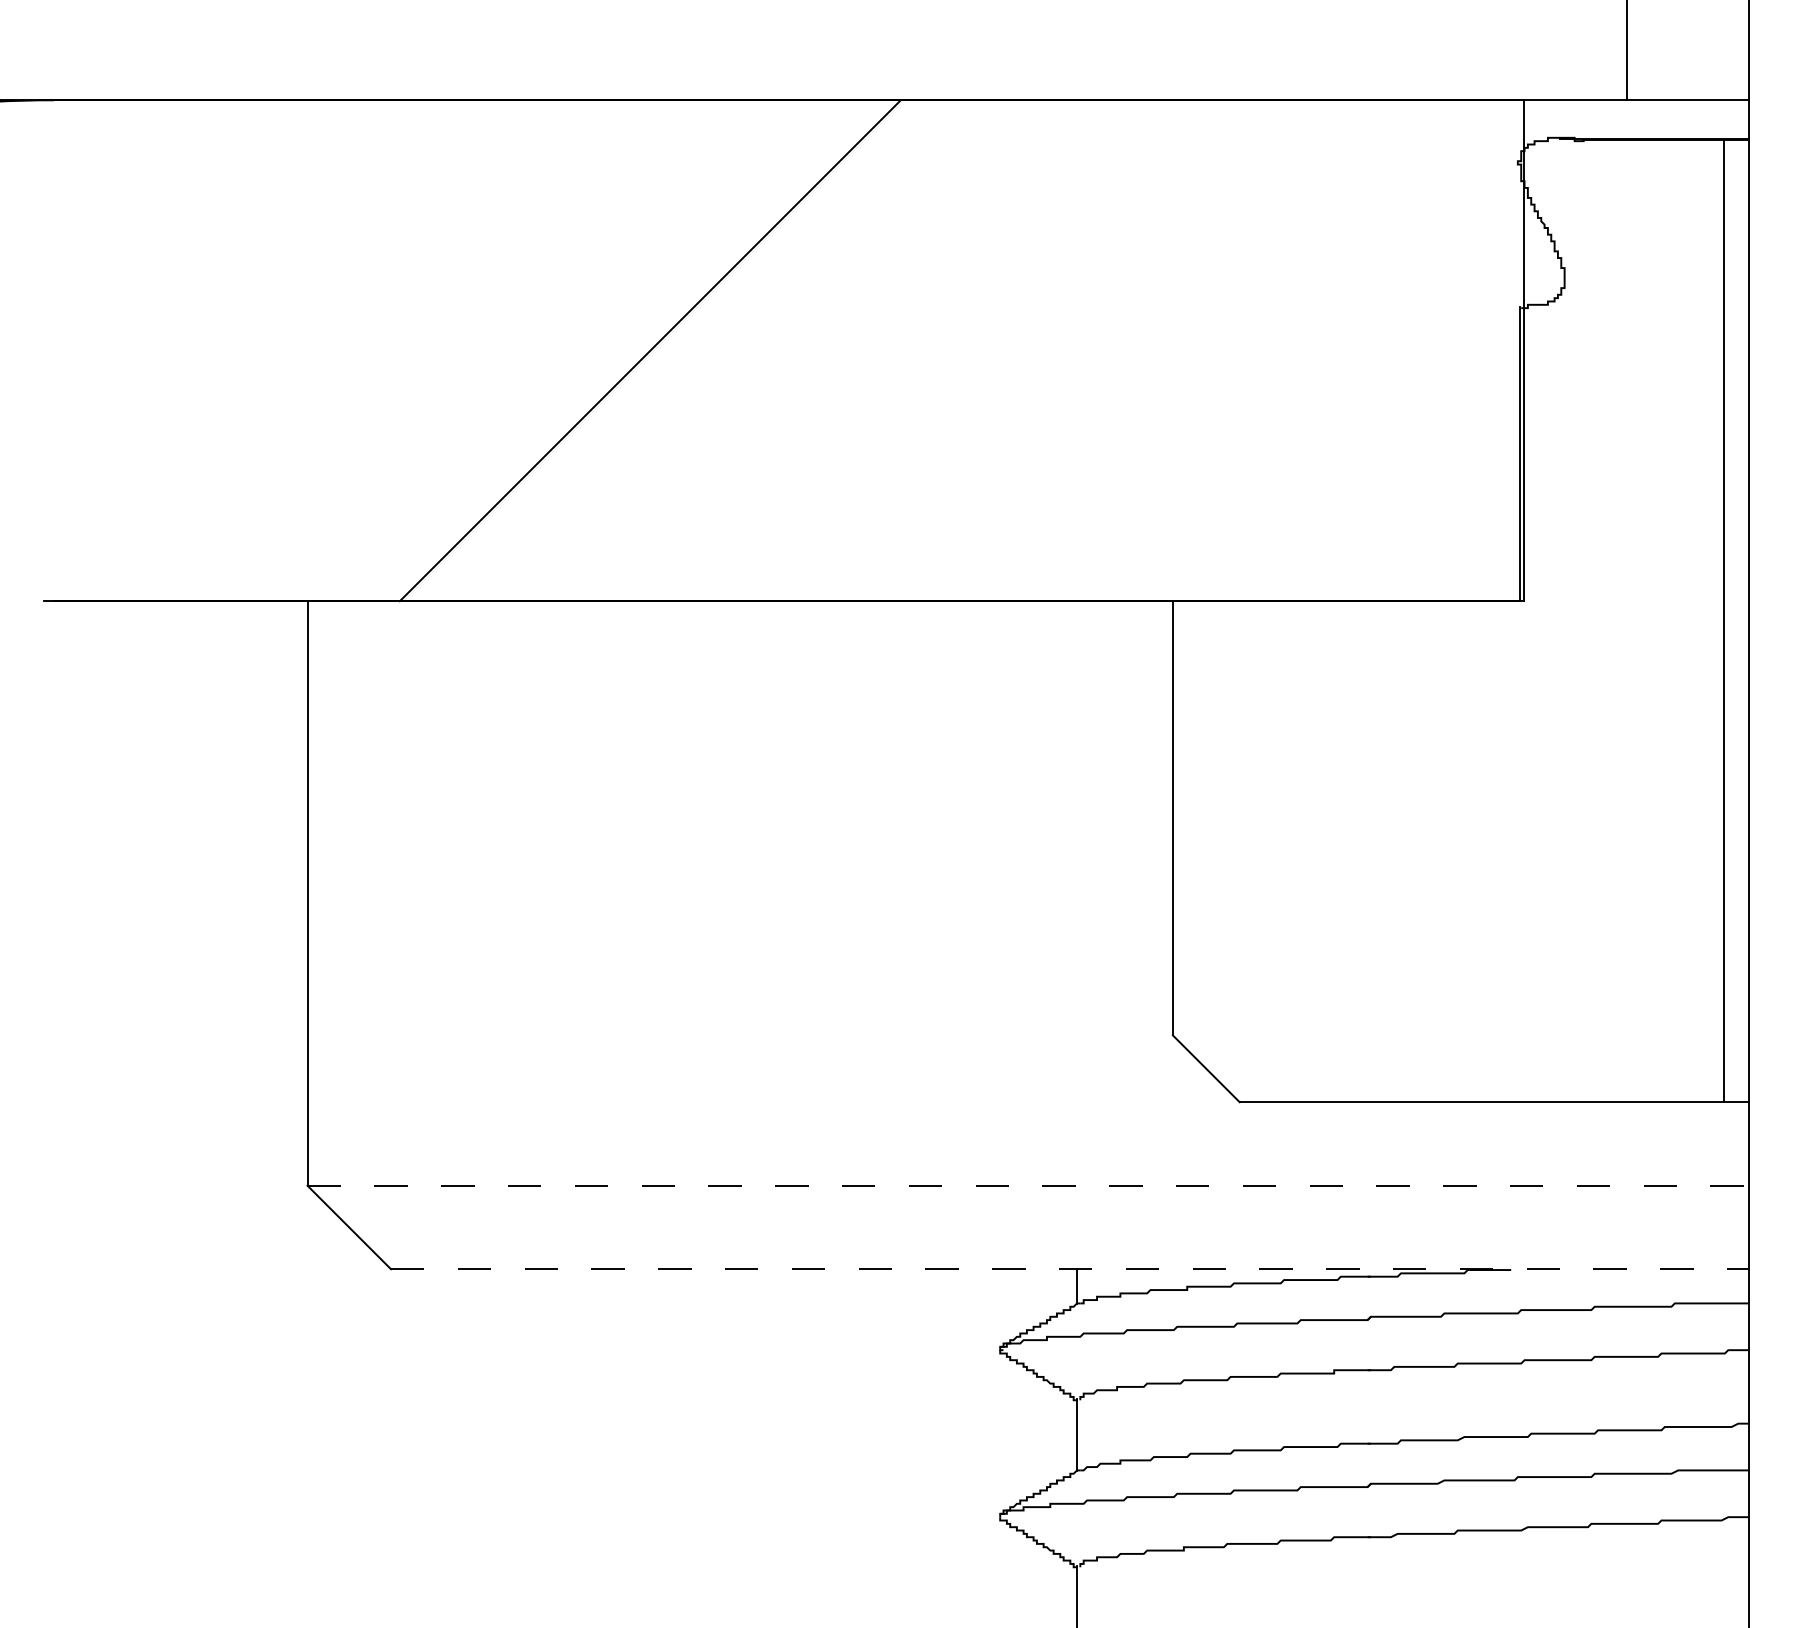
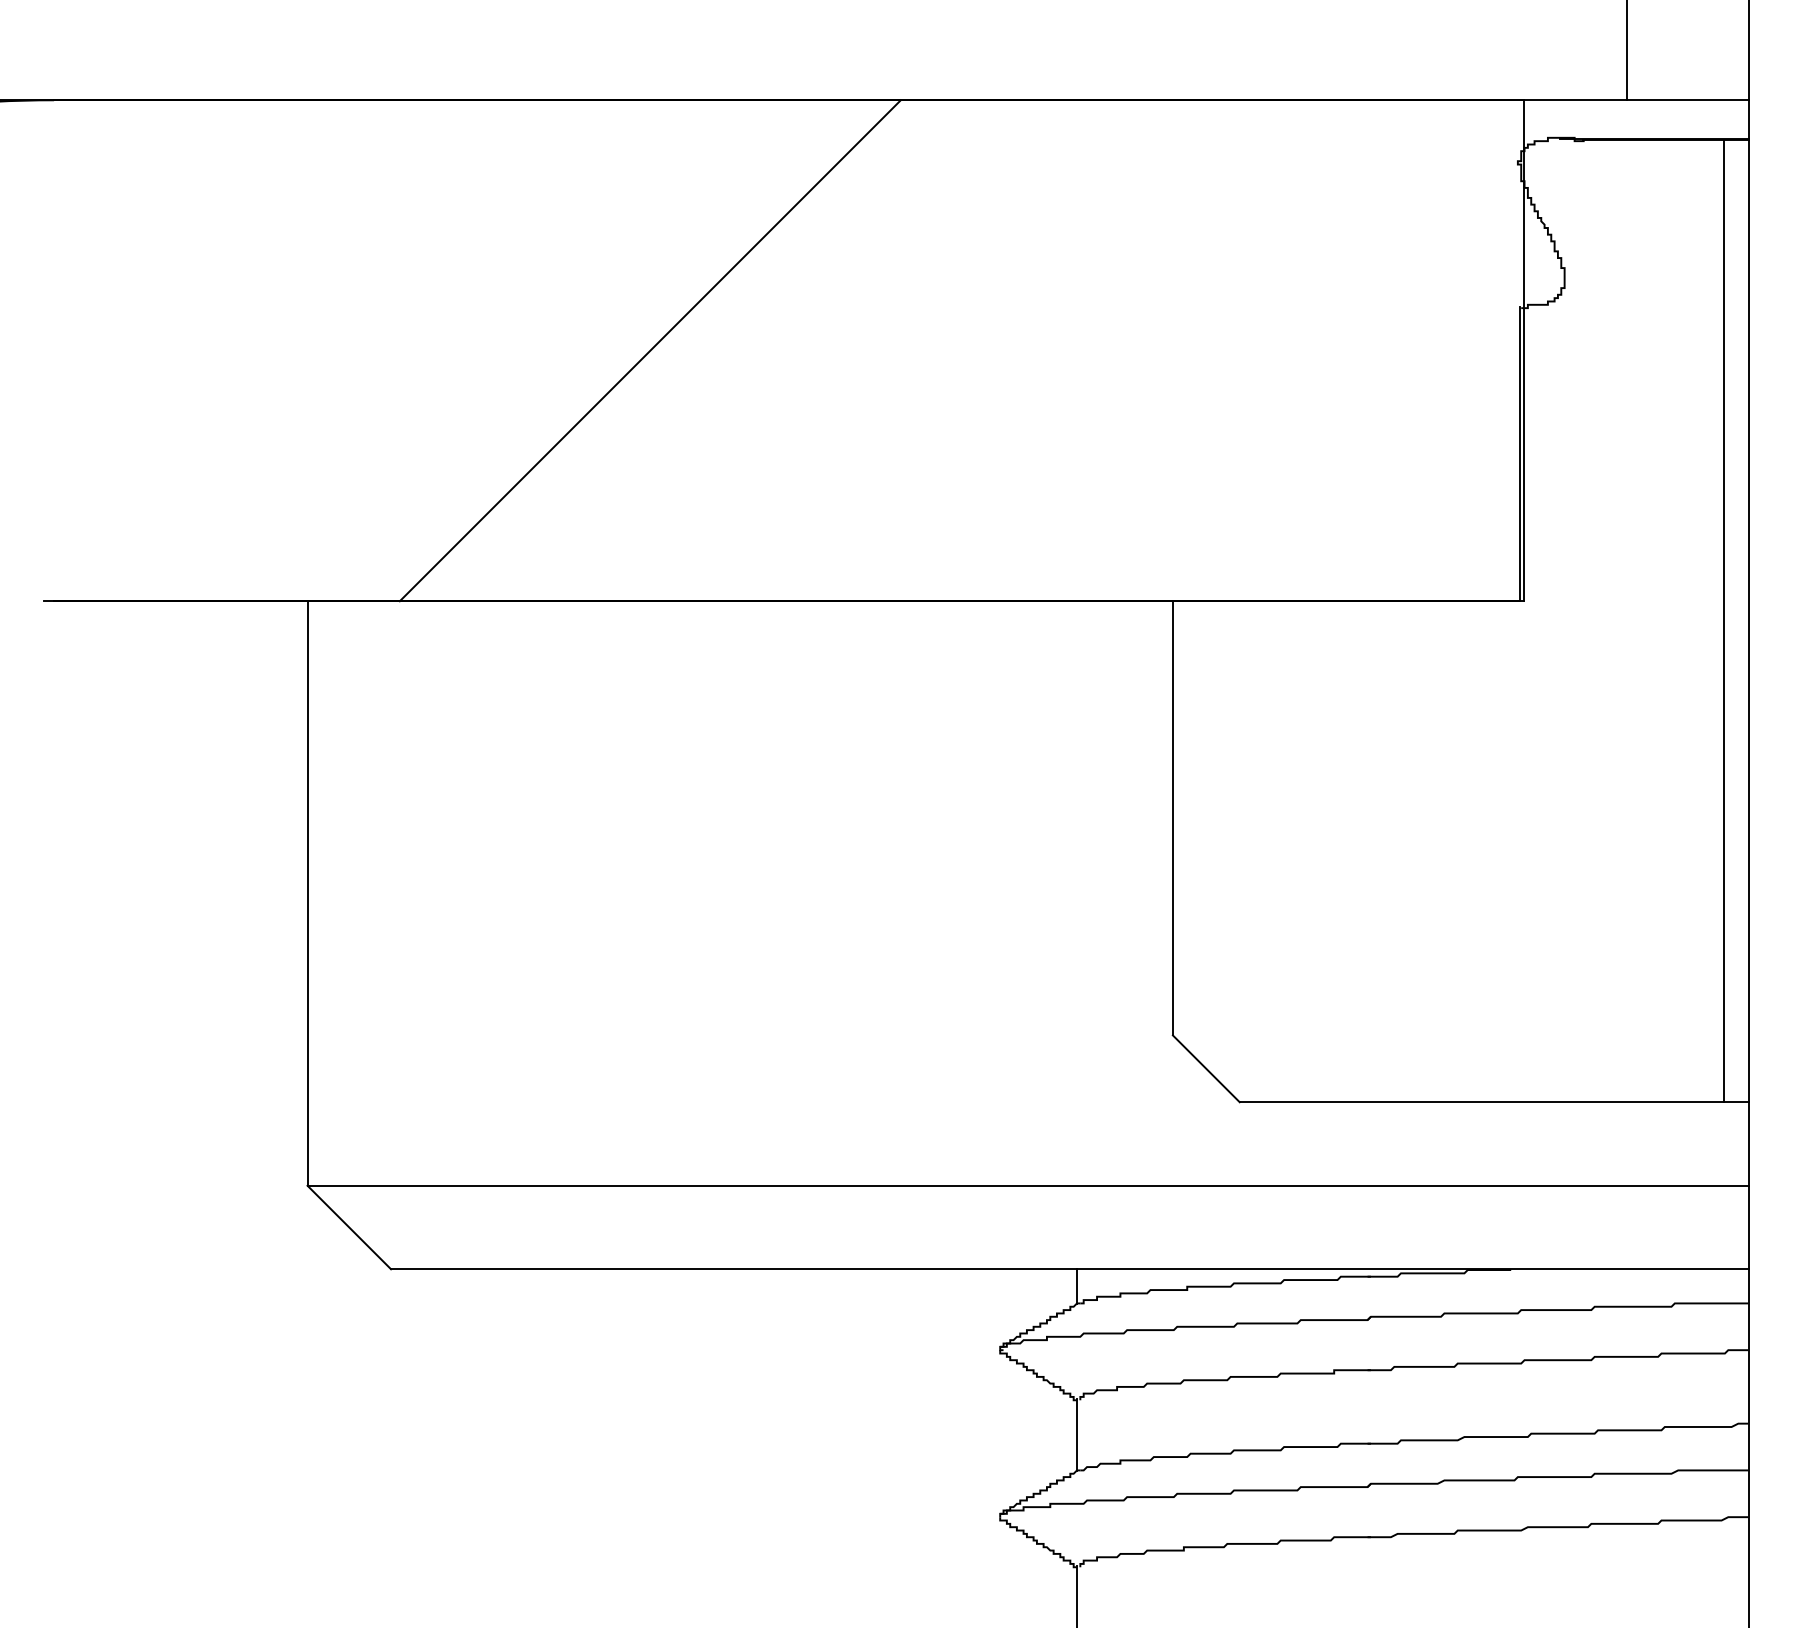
line: dashed -> solid (1028, 1185)
line: dashed -> solid (1069, 1269)
